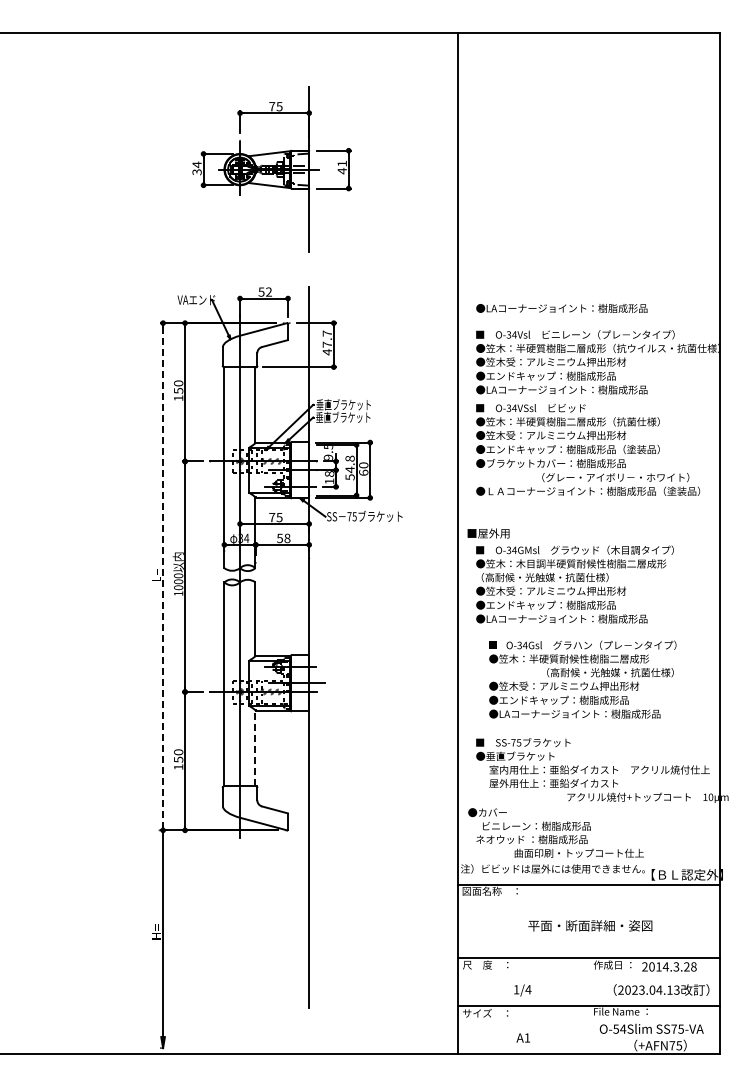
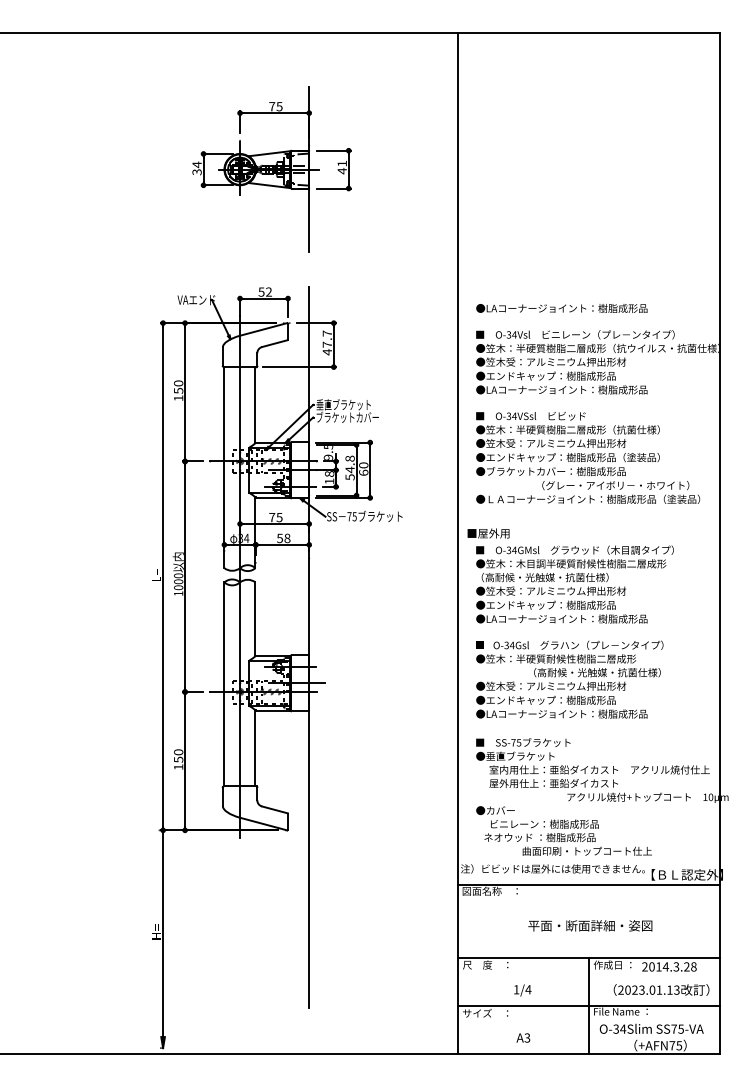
text: 垂直ブラケット -> ブラケットカバー (347, 417)
text position: (588, 449) -> (588, 457) (588, 457)
line: dashed -> solid (163, 576)
text position: (582, 679) -> (569, 679) (569, 679)
line: dashed -> solid (255, 747)
text position: (555, 832) -> (563, 830) (563, 830)
text: 2023.04.13 -> 2023.01.13 (659, 989)
line: none -> present (589, 1006)
text: O-54Slim -> O-34Slim (615, 1028)
text: A1 -> A3 (527, 1037)
